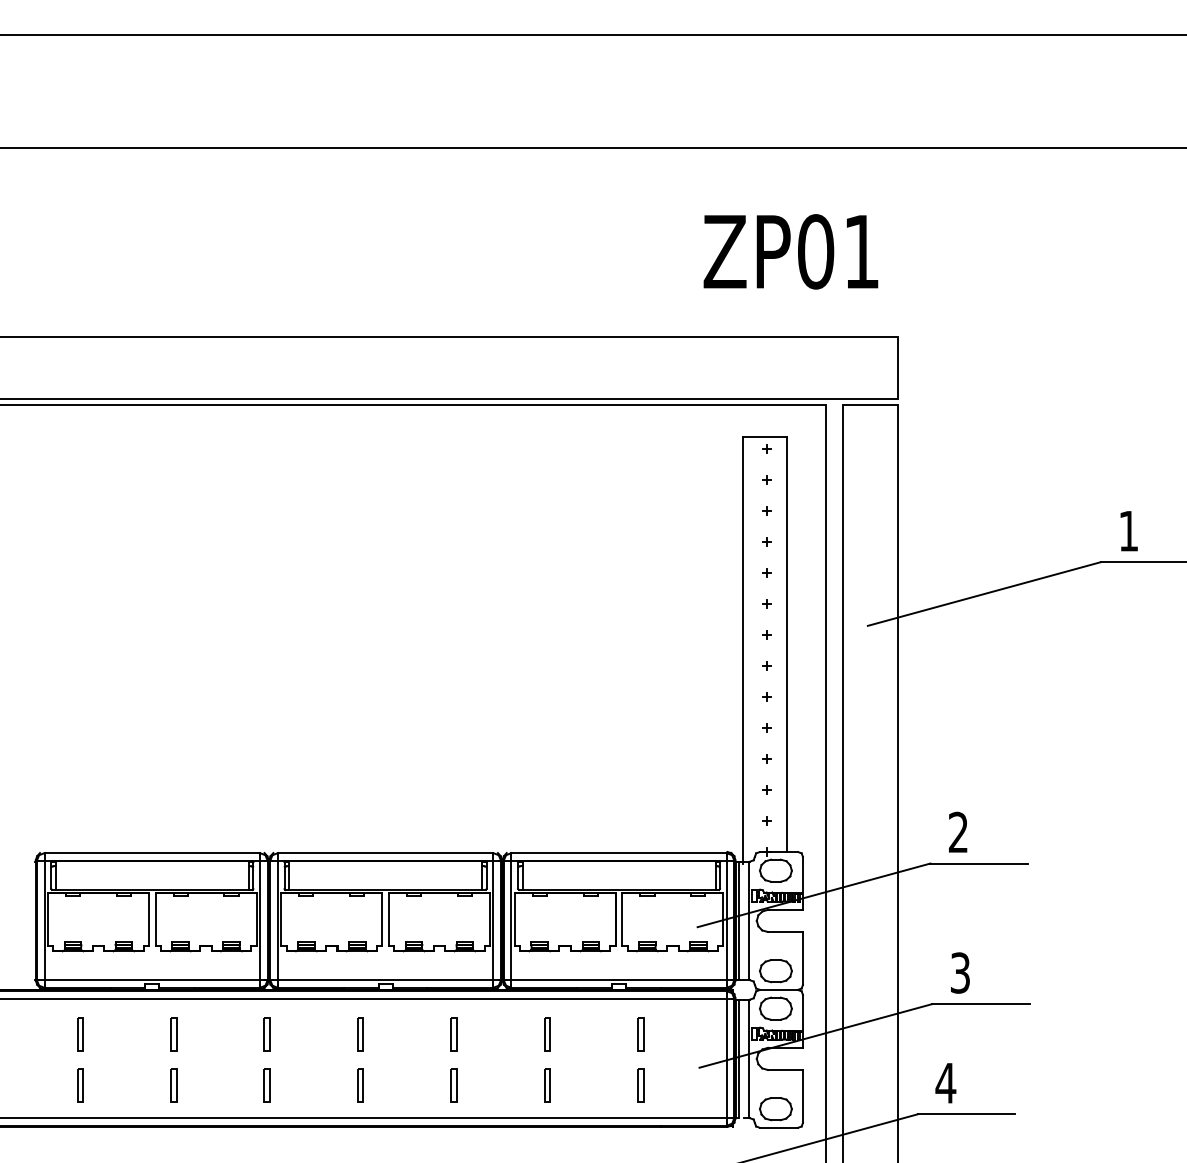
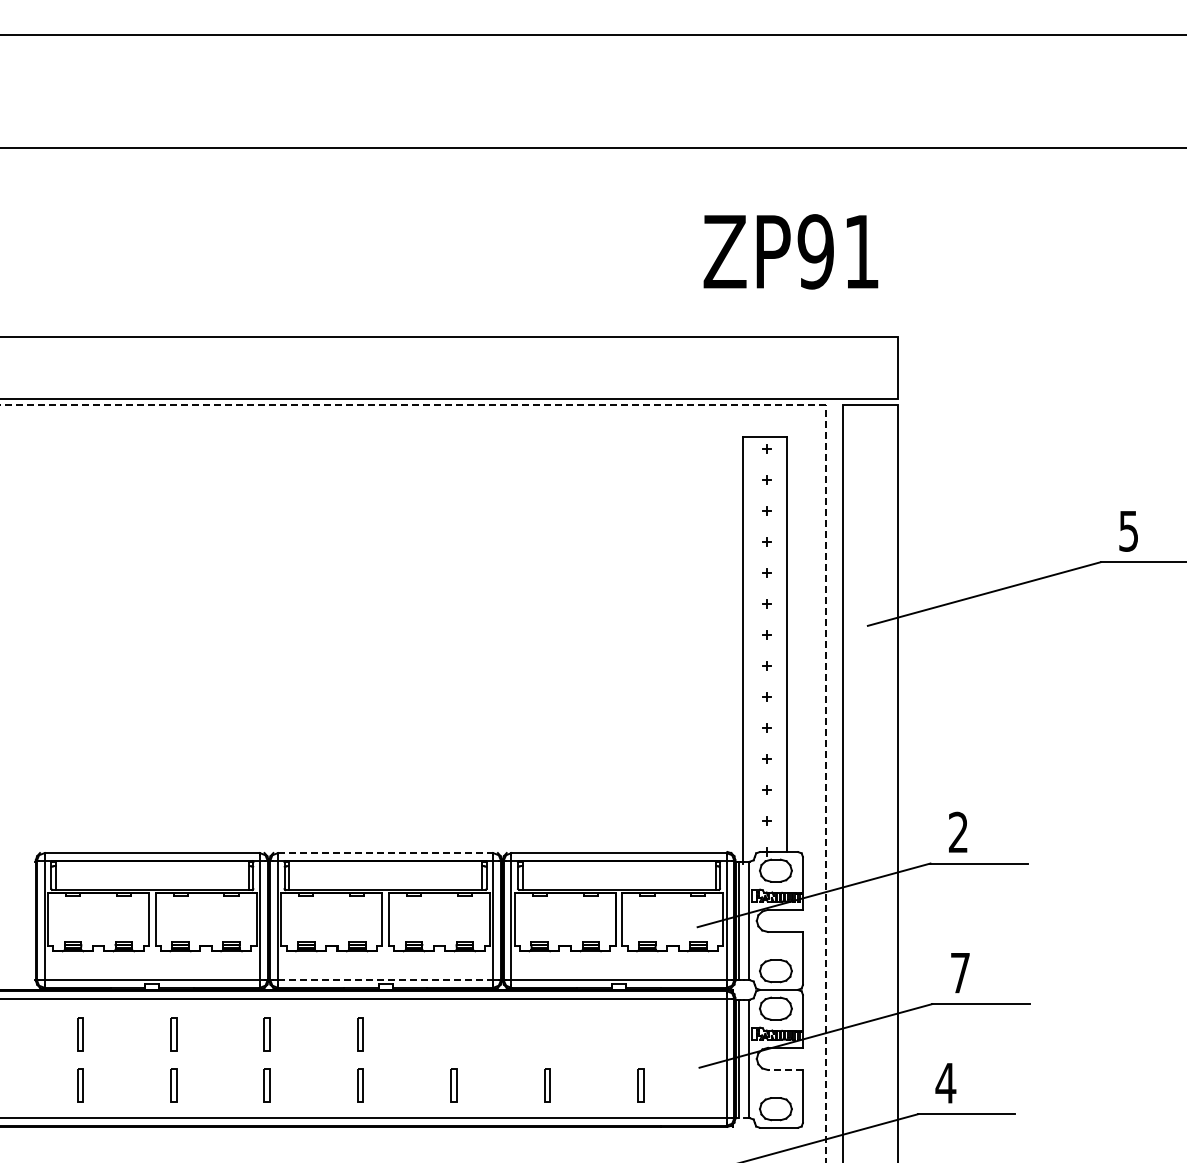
text: ZP01 -> ZP91 (815, 251)
line: solid -> dashed (792, 404)
text: 1 -> 5 (1128, 531)
line: solid -> dashed (385, 853)
text: 3 -> 7 (960, 972)
line: solid -> dashed (385, 979)
part: present -> none (453, 1034)
part: present -> none (547, 1034)
part: present -> none (640, 1034)
line: solid -> dashed (785, 1069)
